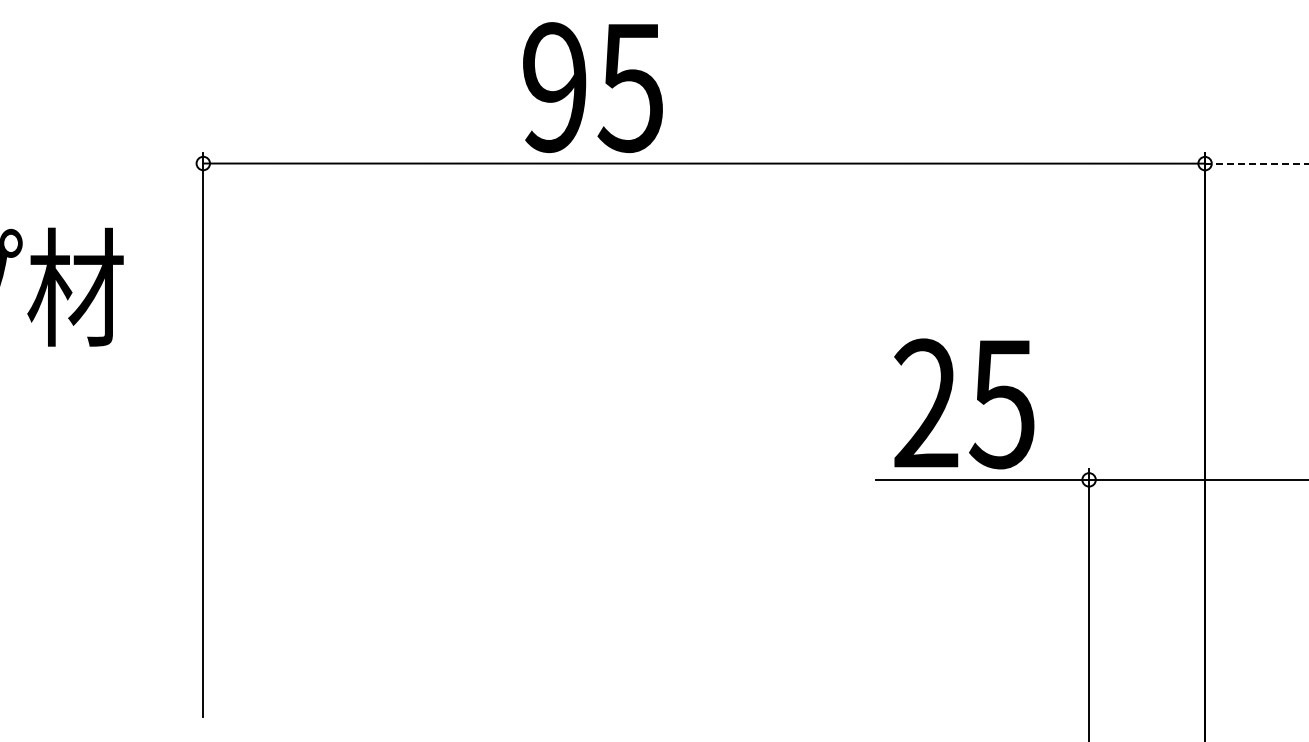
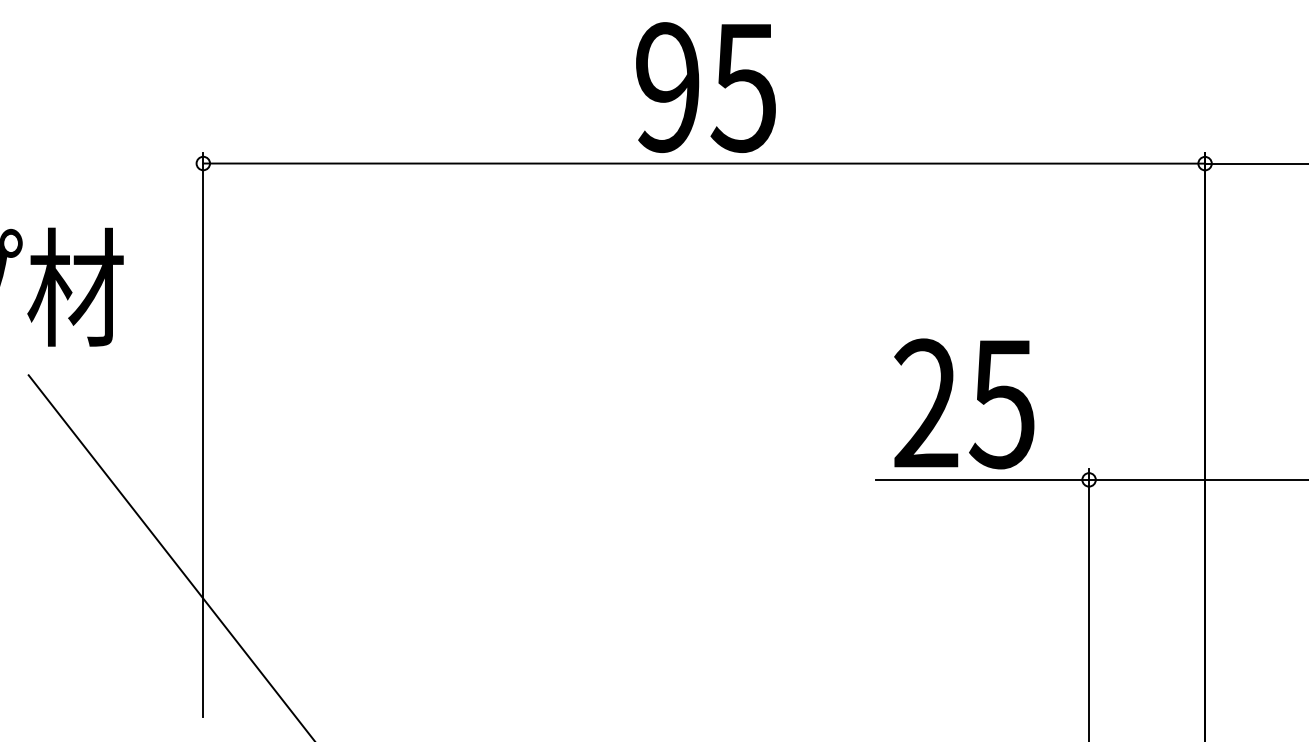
text position: (592, 87) -> (705, 87) (705, 87)
line: dashed -> solid (1256, 163)
line: none -> present (170, 556)
